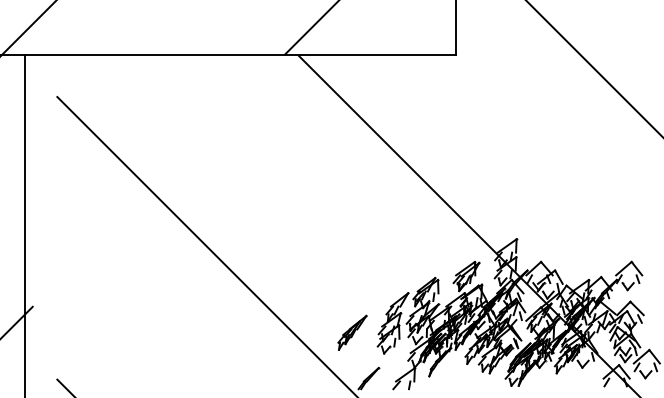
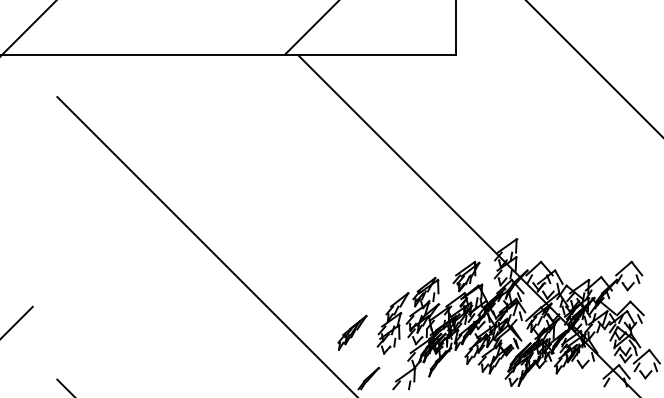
line: present -> none (24, 224)
